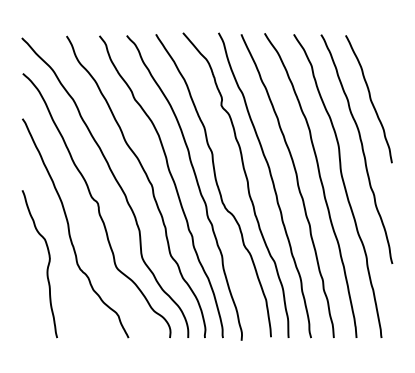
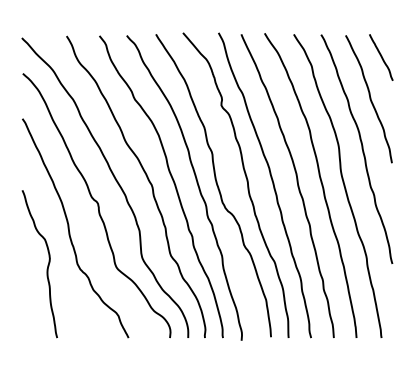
curve: none -> present (381, 57)
